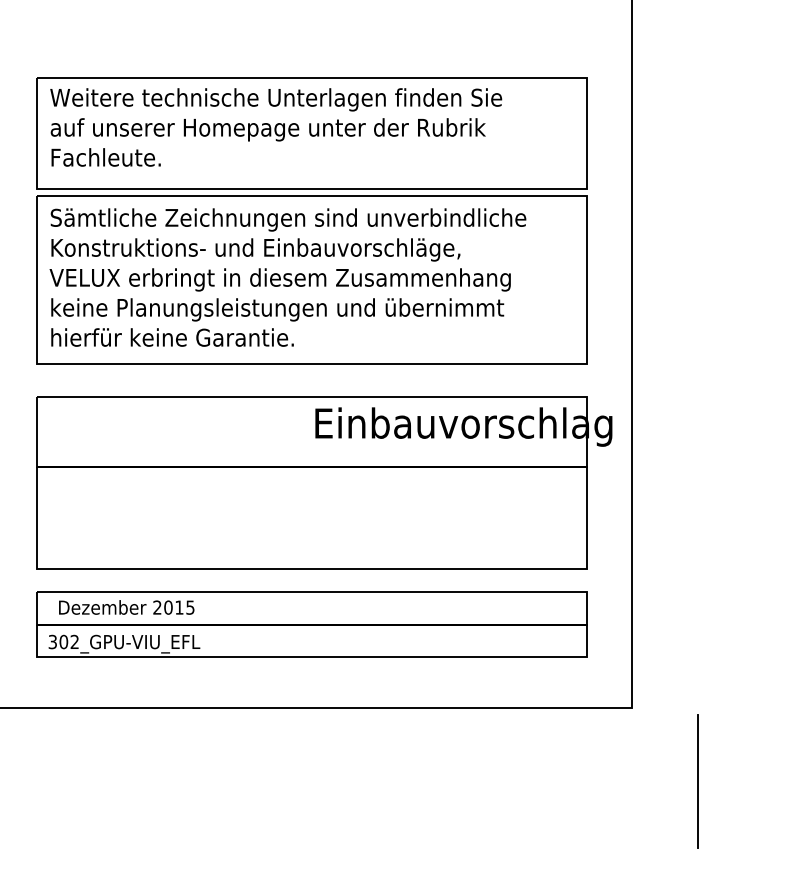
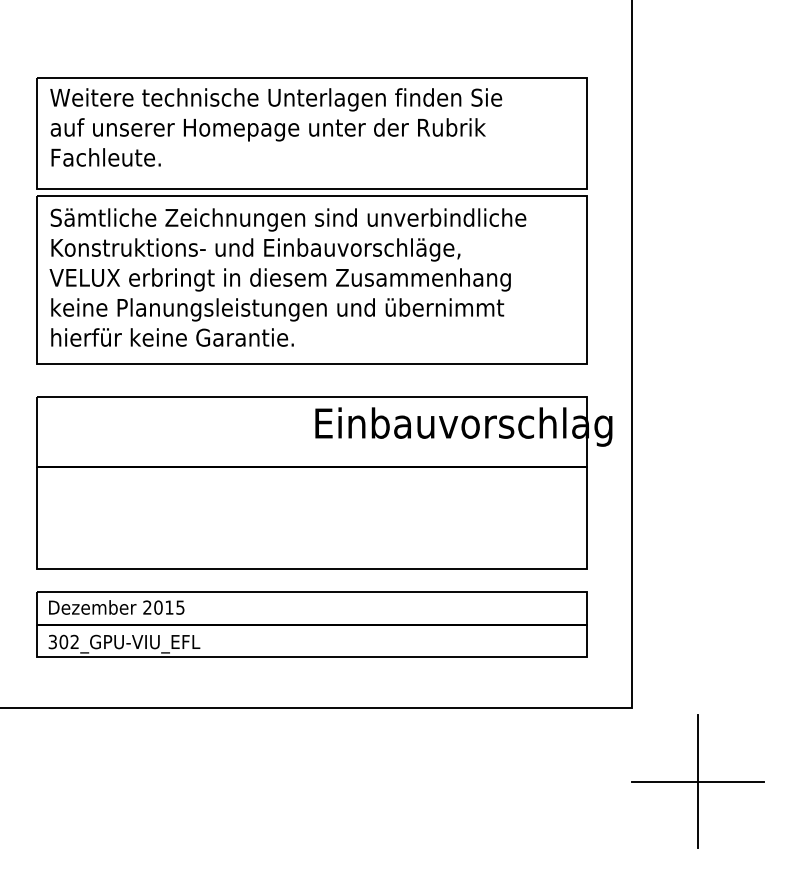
text position: (126, 607) -> (116, 607) (116, 607)
line: none -> present (697, 781)
